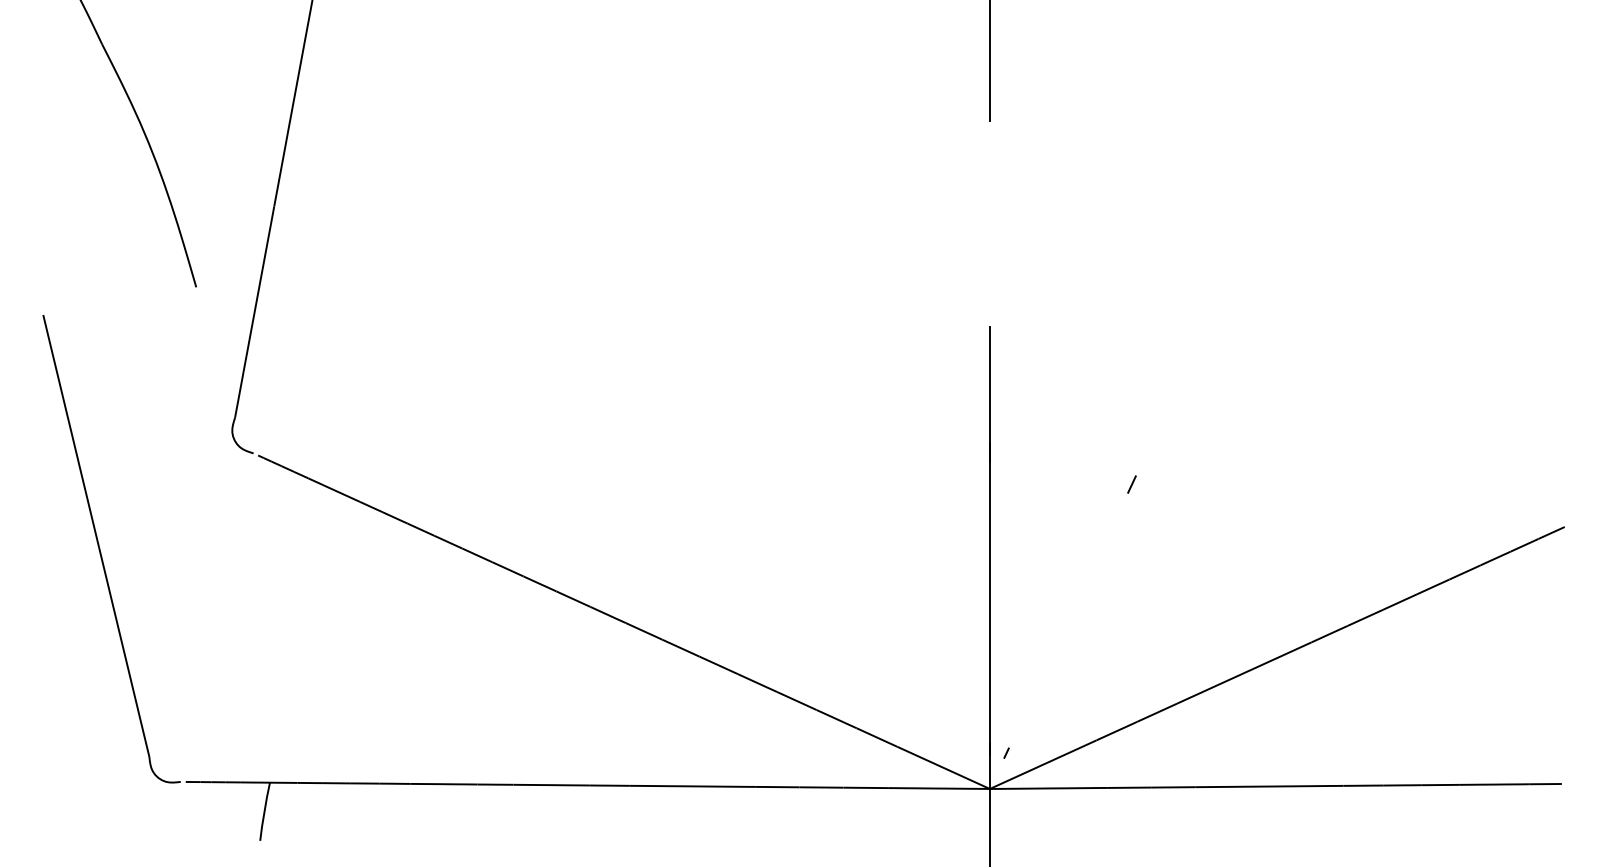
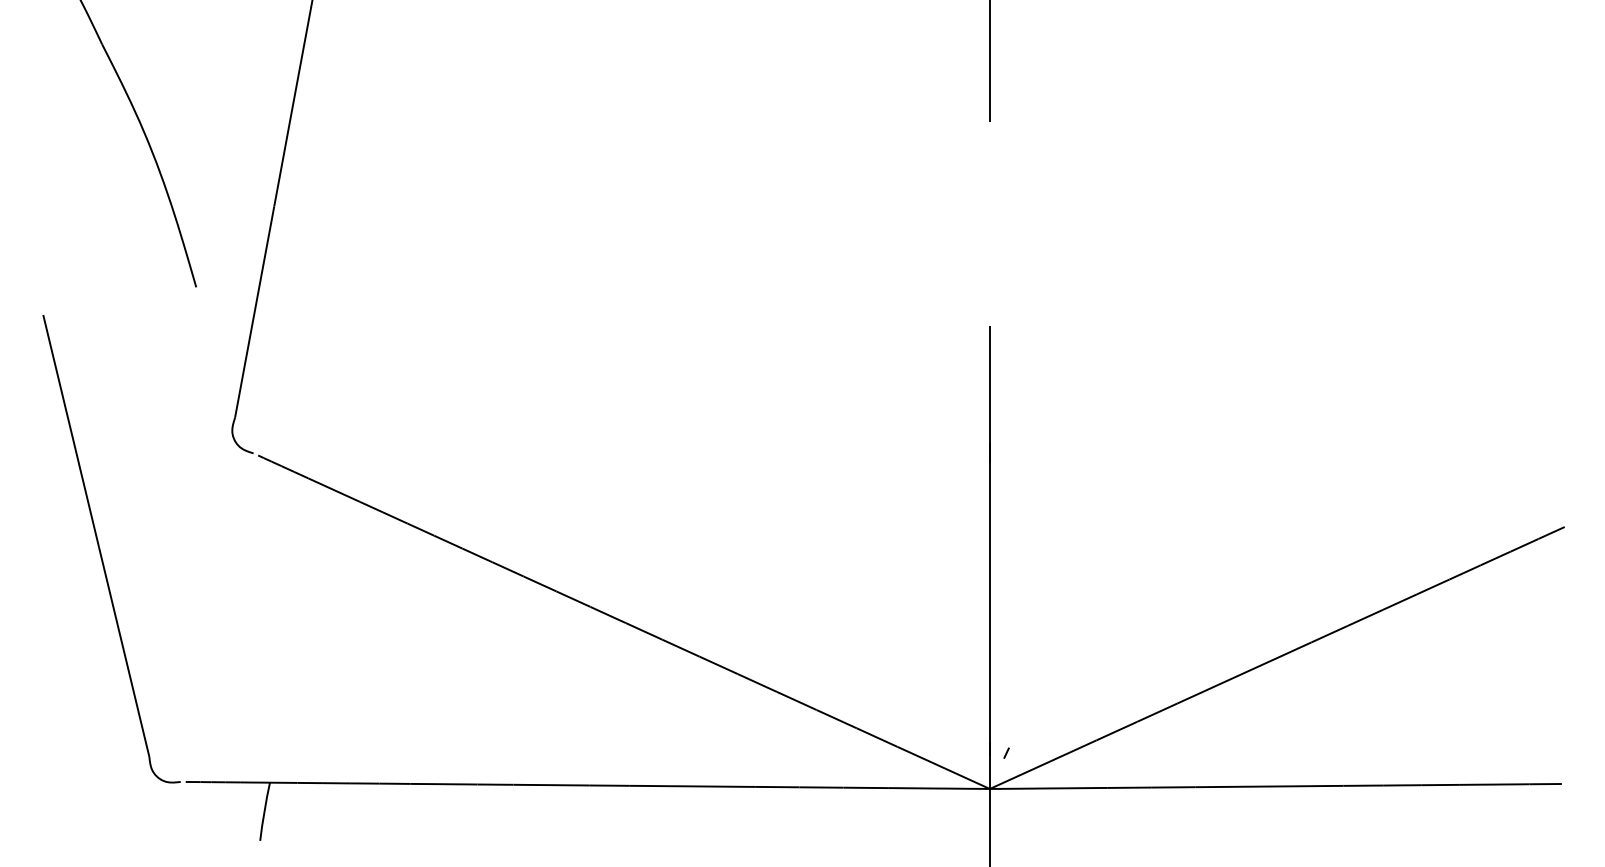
line: present -> none (1131, 484)
